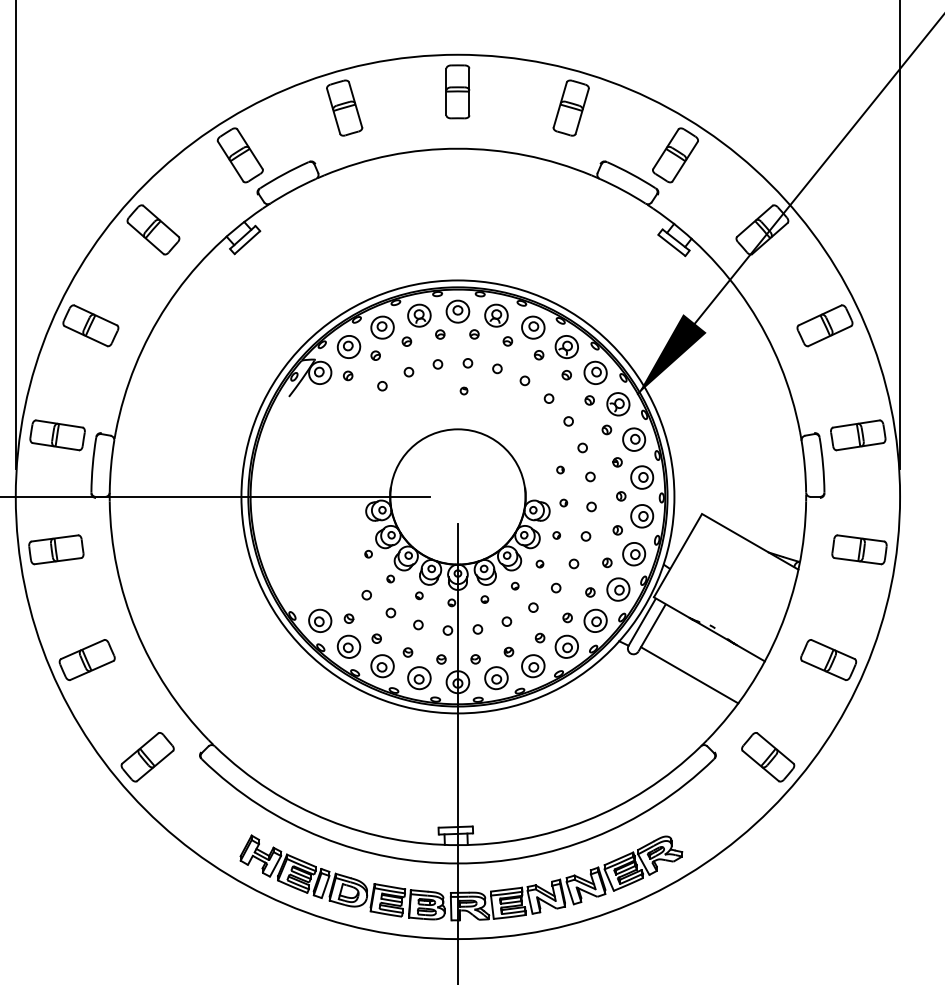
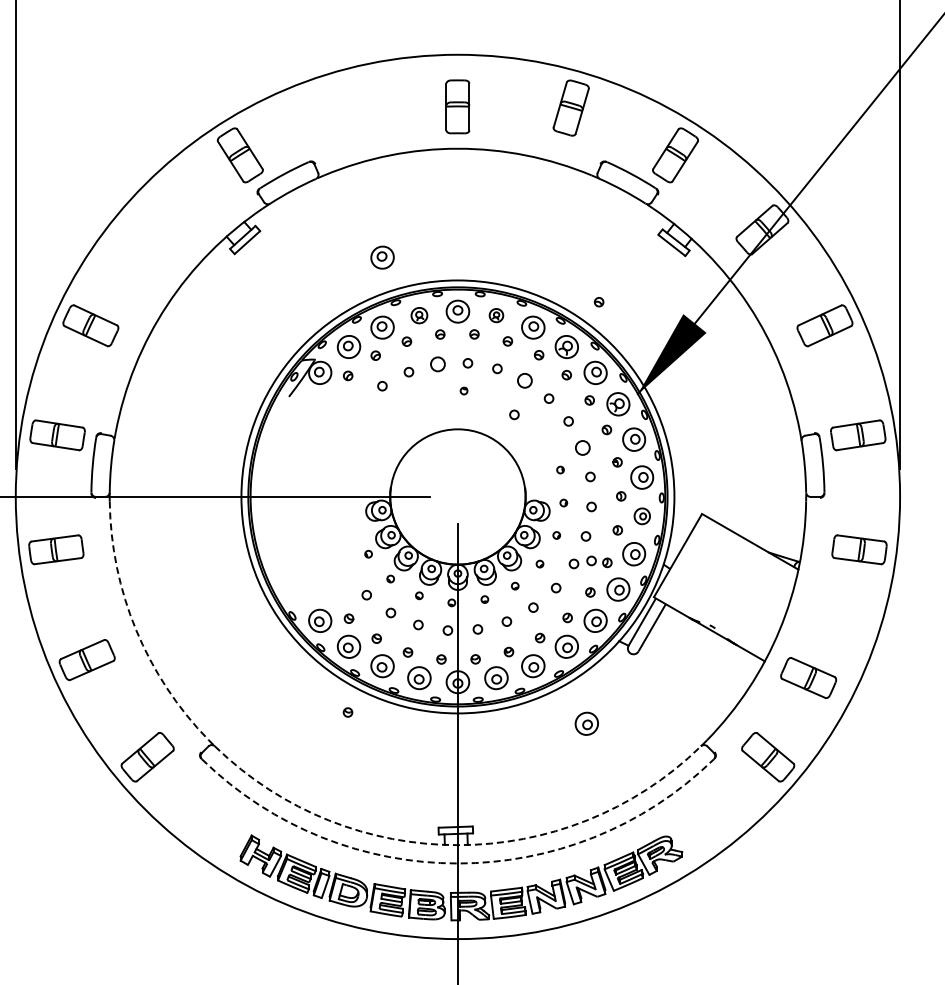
part position: (457, 91) -> (457, 106) (457, 106)
part: present -> none (344, 107)
part: present -> none (153, 229)
part: none -> present (382, 257)
part: none -> present (598, 302)
part size: 25x25 px -> 19x18 px (419, 315)
part size: 25x25 px -> 17x16 px (496, 315)
circle size: 12x11 px -> 16x17 px (437, 364)
circle size: 12x12 px -> 16x16 px (524, 380)
circle: none -> present (514, 414)
circle size: 11x12 px -> 16x16 px (582, 447)
part size: 25x25 px -> 18x19 px (641, 516)
circle: none -> present (591, 560)
arc: solid -> dashed (136, 630)
part position: (828, 659) -> (808, 677) (808, 677)
line: present -> none (689, 675)
part: none -> present (347, 712)
part: none -> present (586, 723)
arc: solid -> dashed (457, 845)
arc: solid -> dashed (457, 863)
